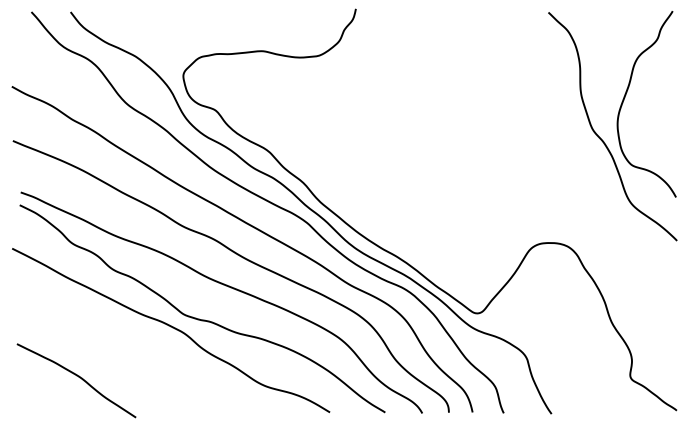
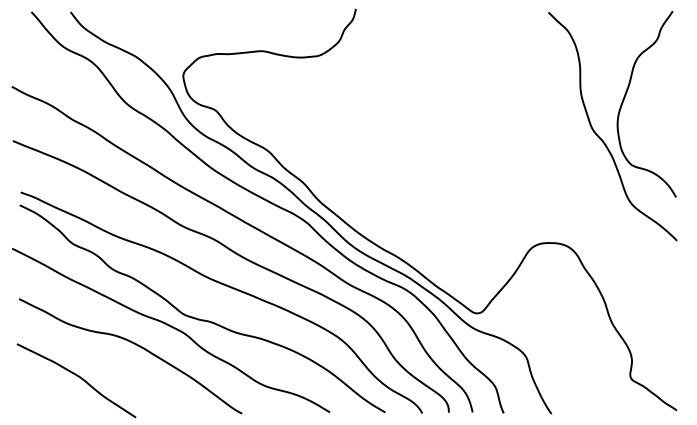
curve: none -> present (135, 345)
